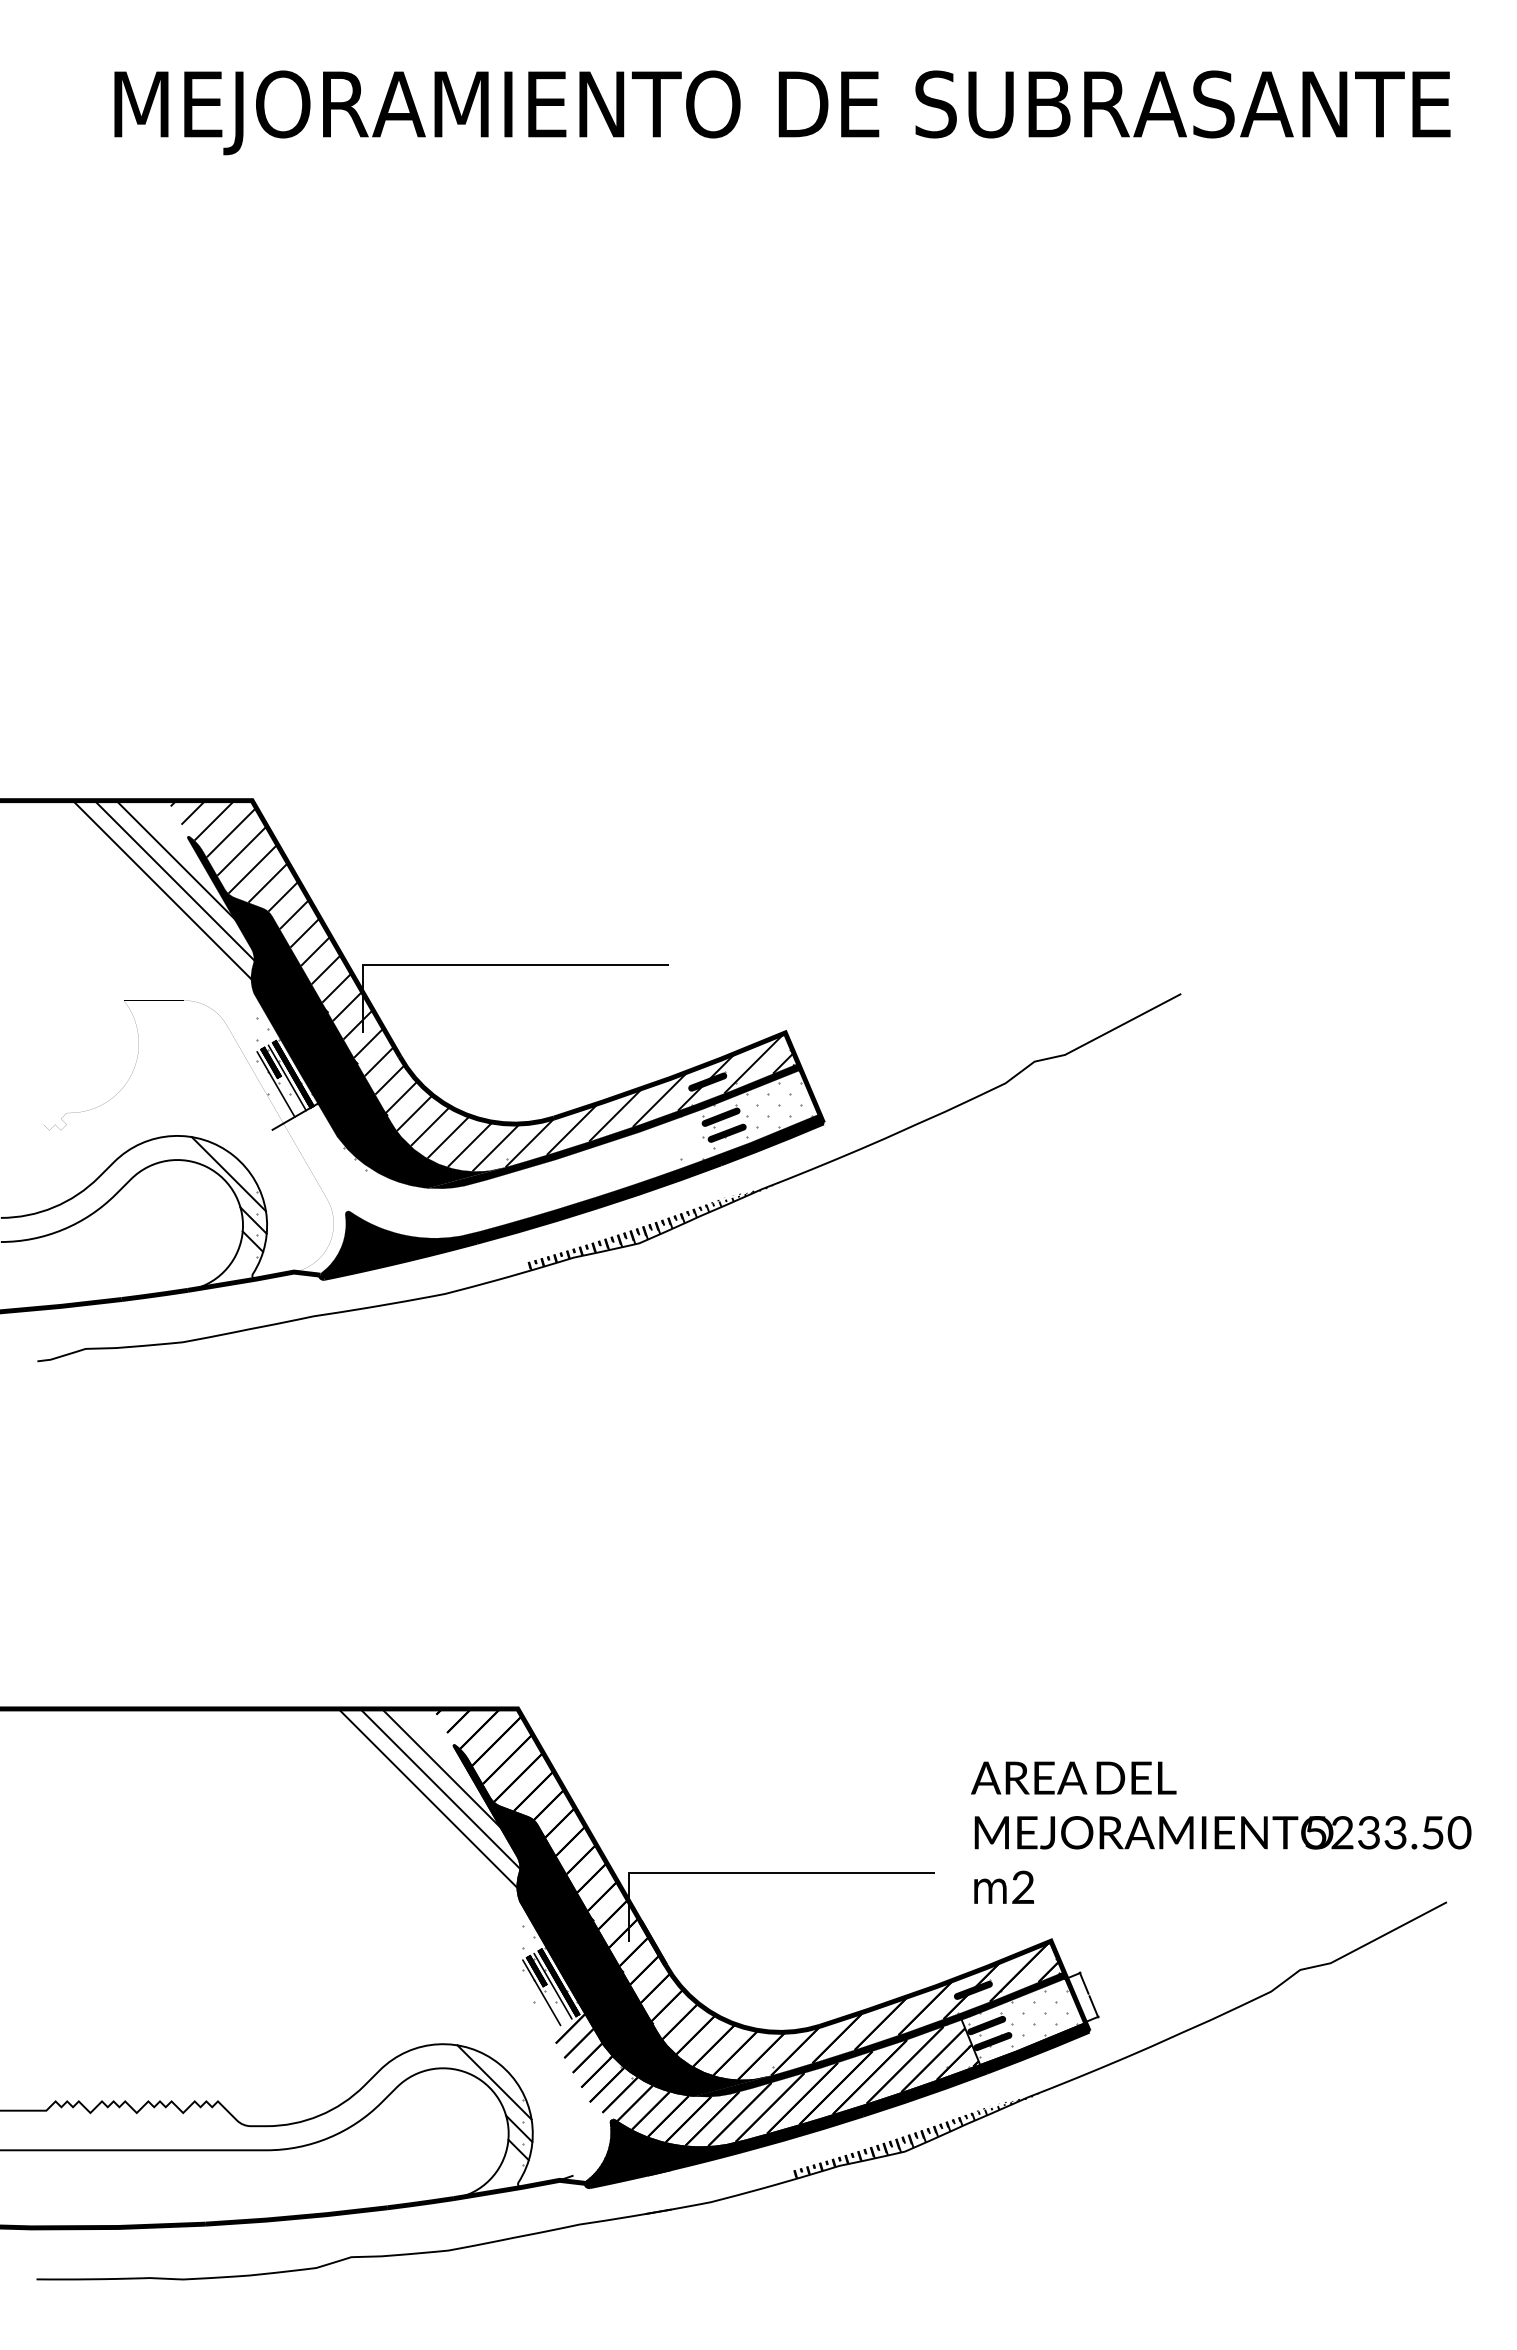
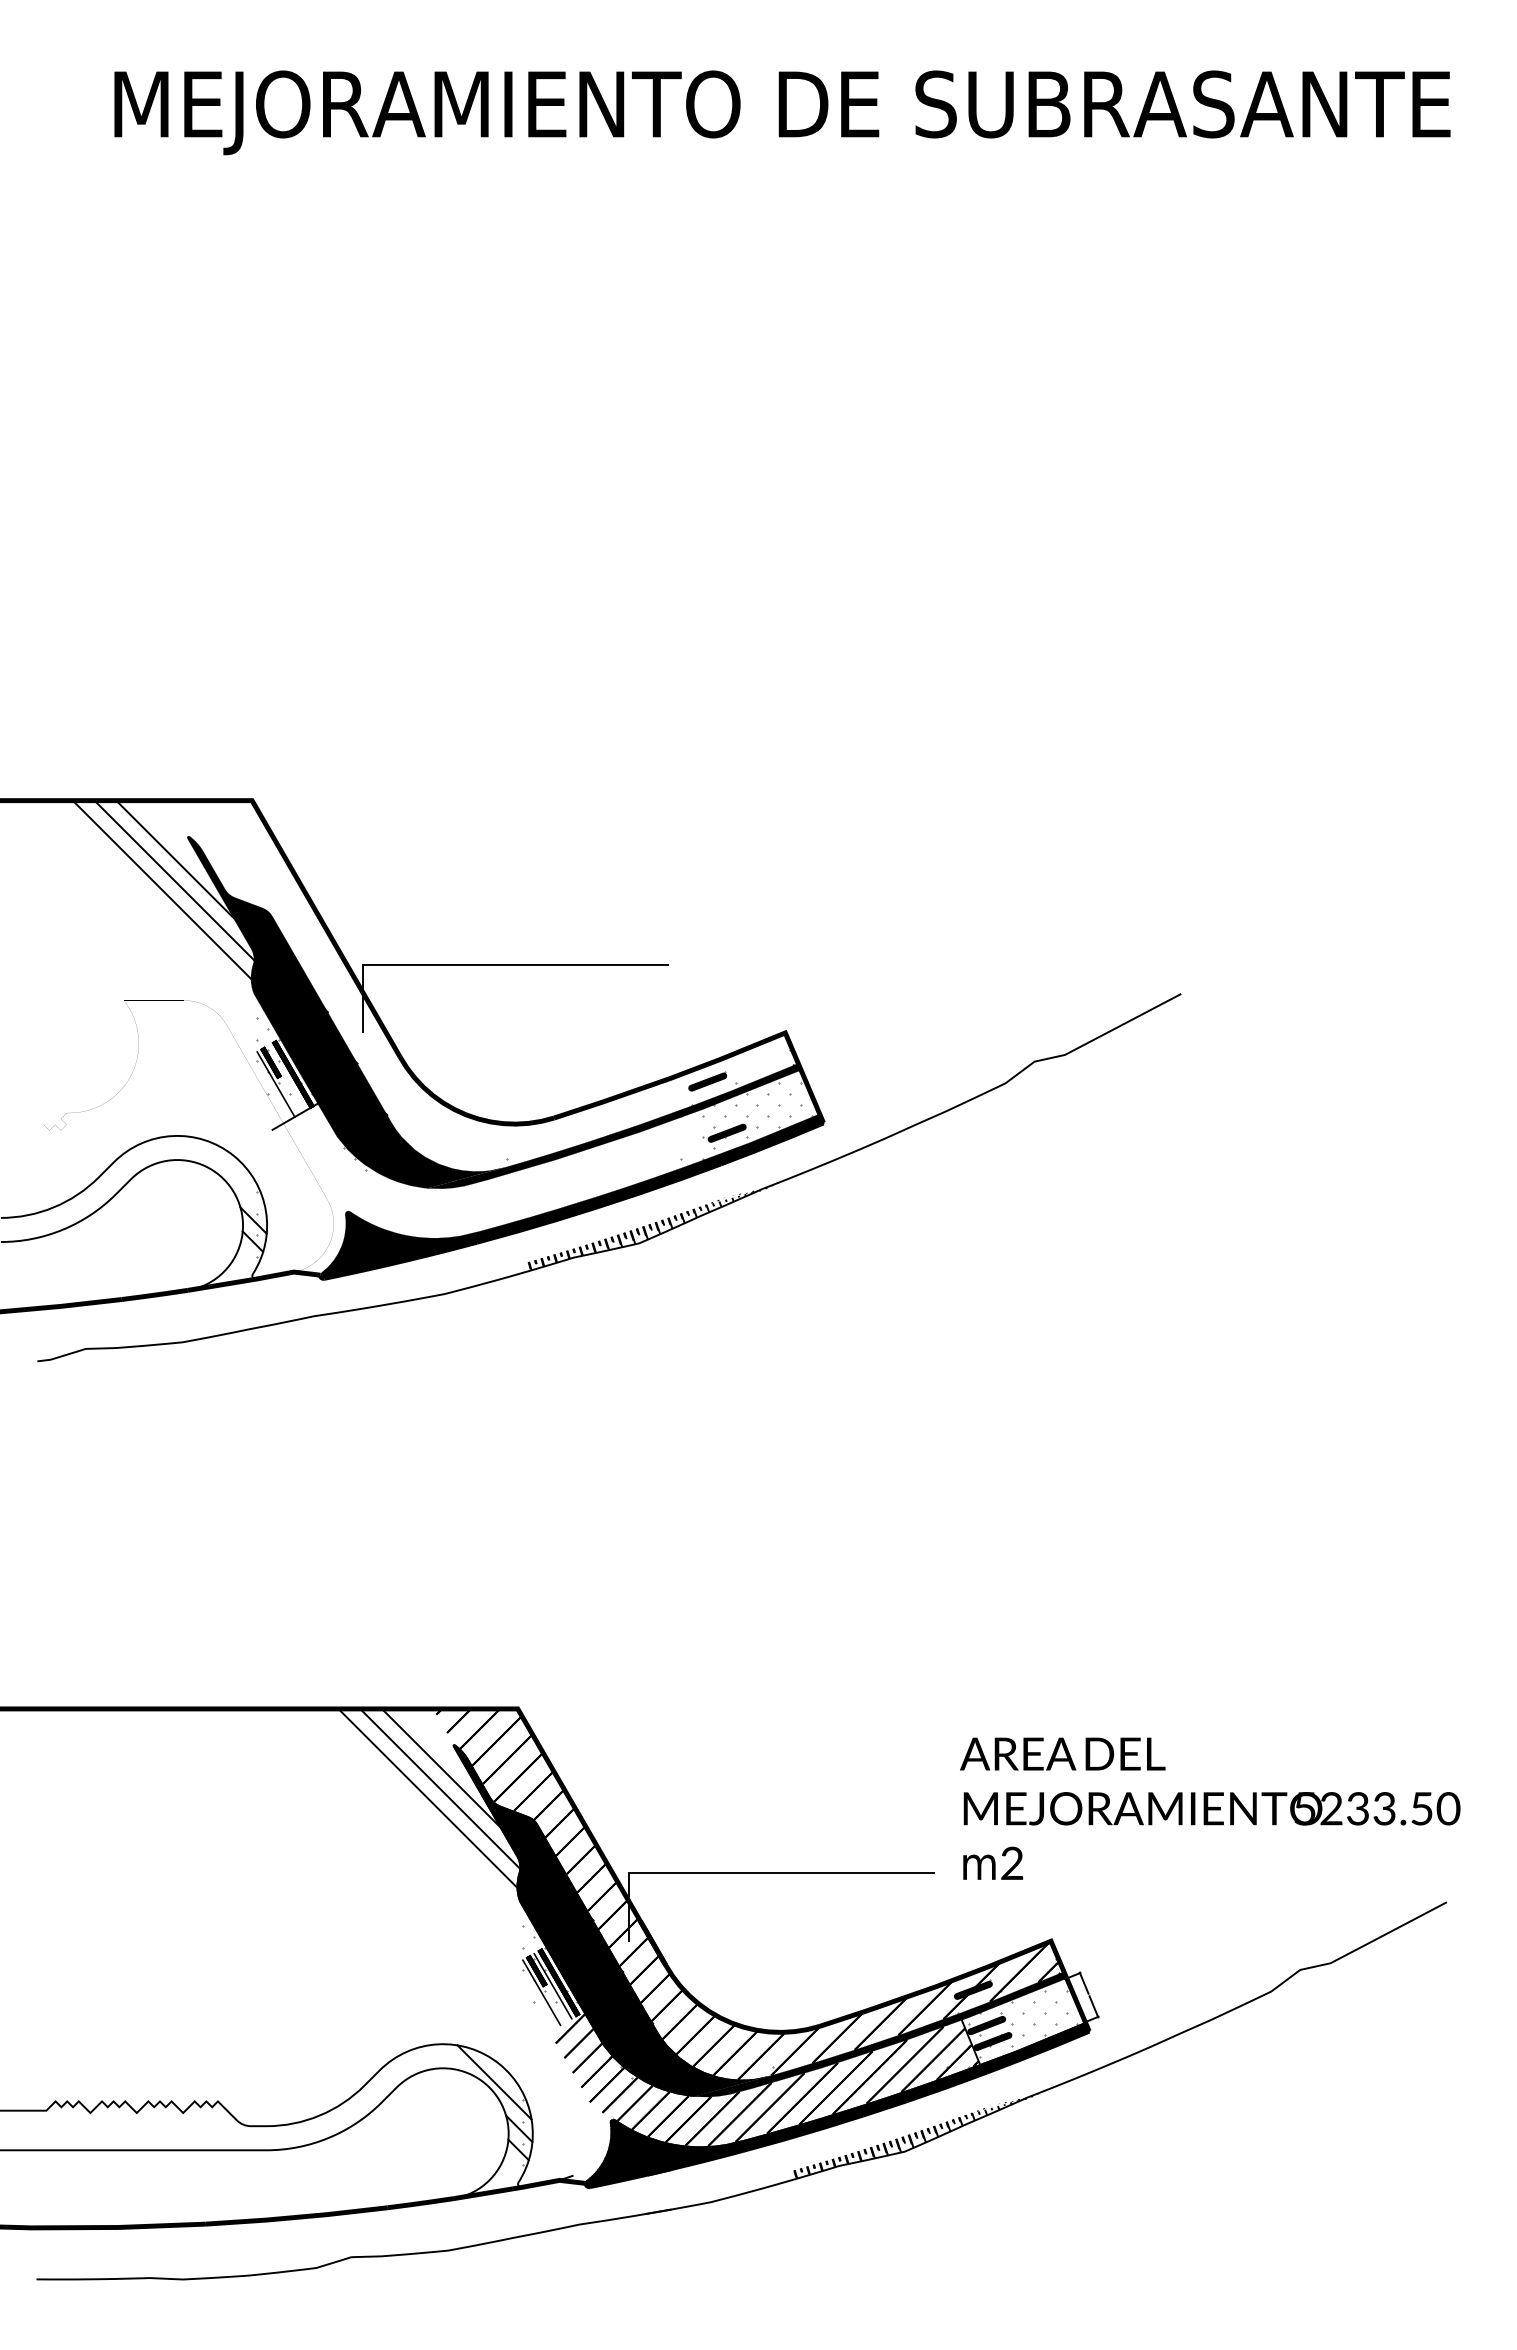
hatch: present -> none (481, 985)
fill: present -> none (287, 1077)
fill: present -> none (720, 1116)
line: present -> none (228, 1174)
text position: (1221, 1832) -> (1210, 1808) (1210, 1808)
